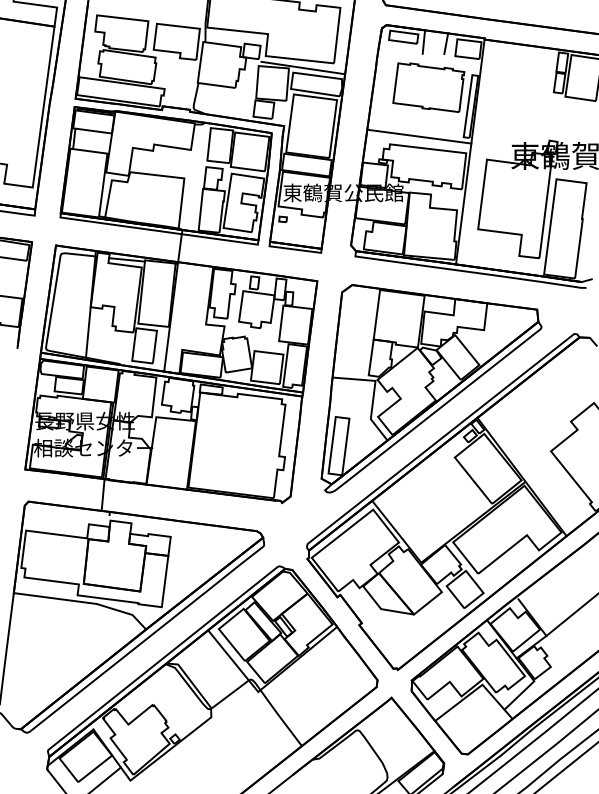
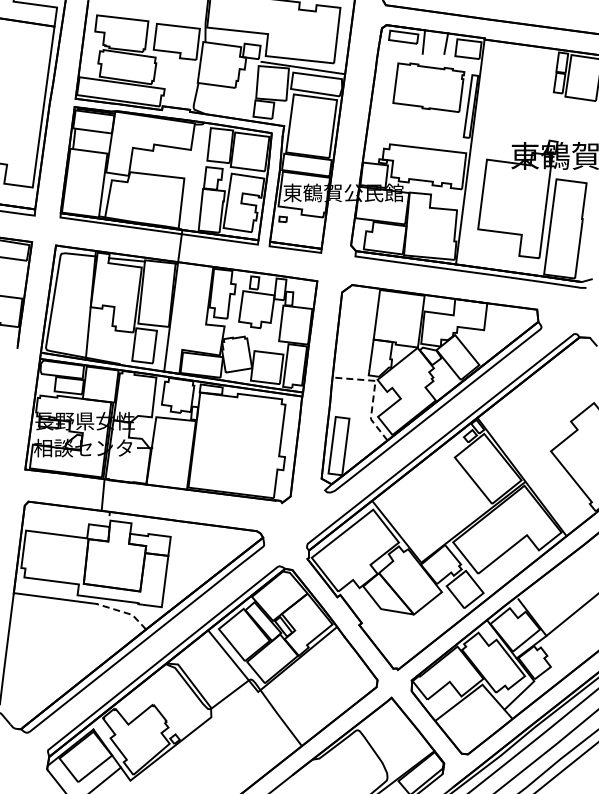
line: present -> none (419, 136)
line: solid -> dashed (374, 391)
line: solid -> dashed (124, 612)
